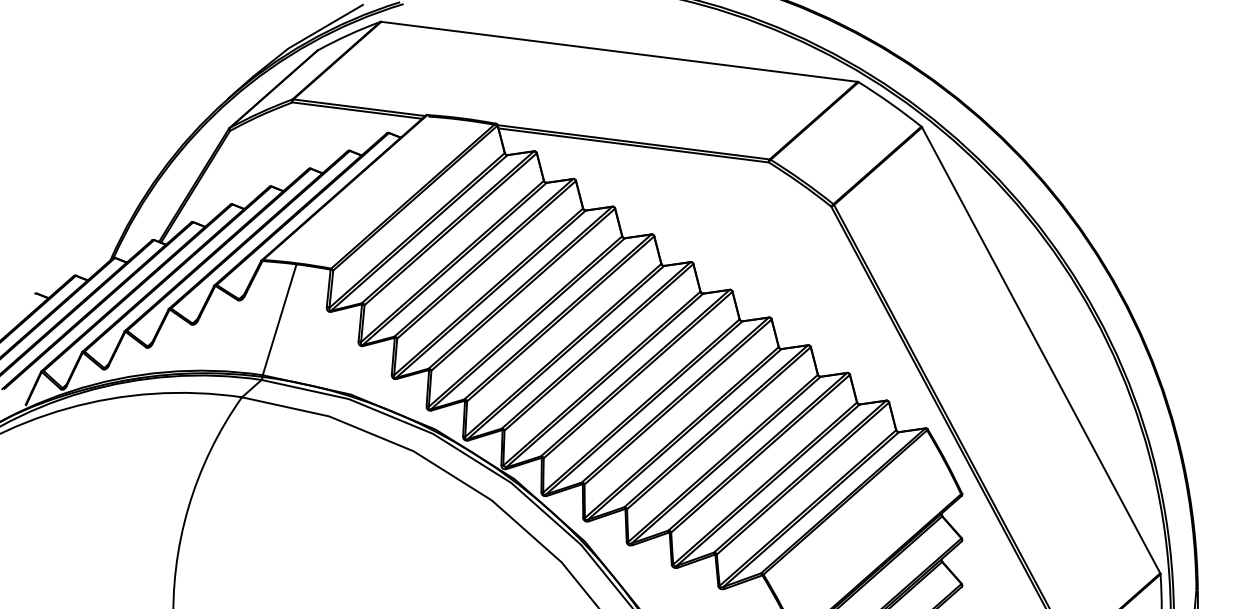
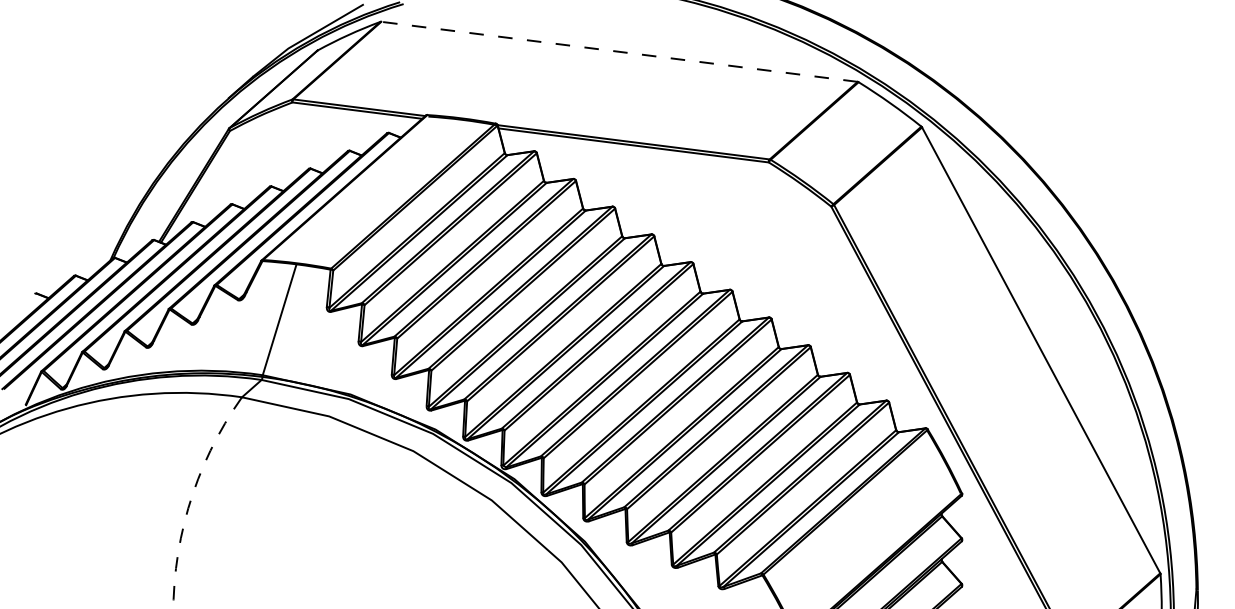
line: solid -> dashed (618, 51)
arc: solid -> dashed (191, 498)
